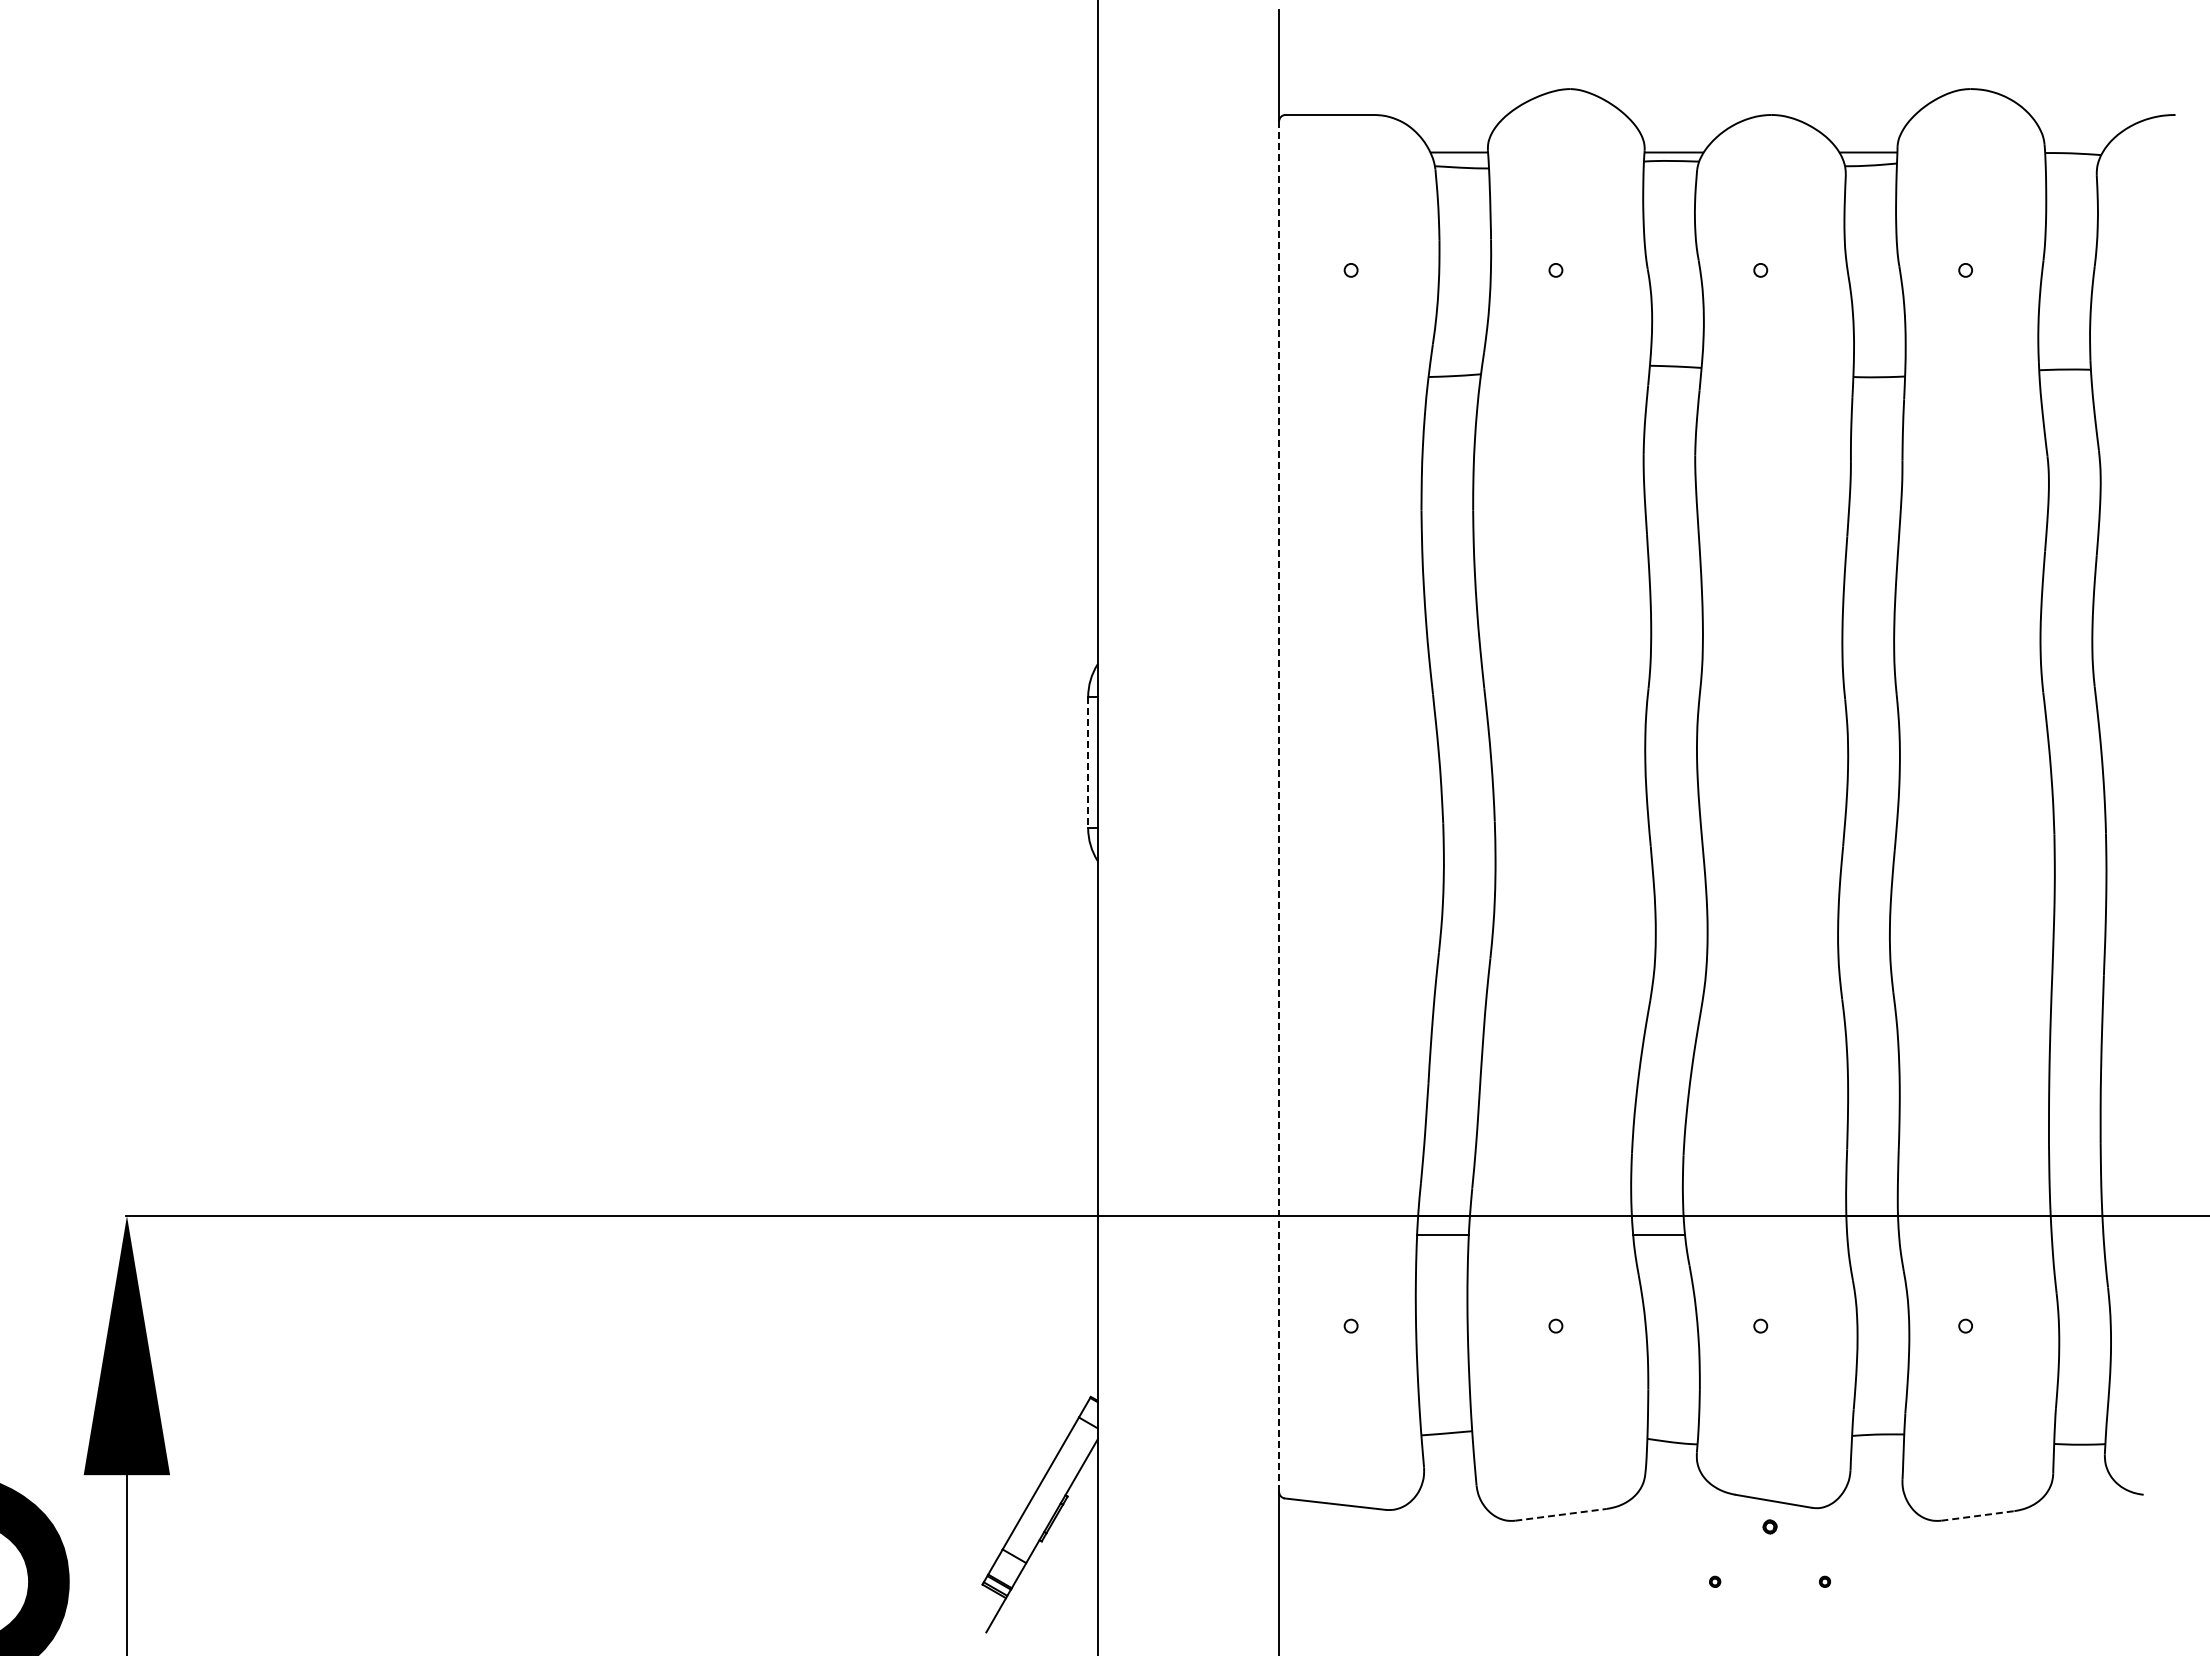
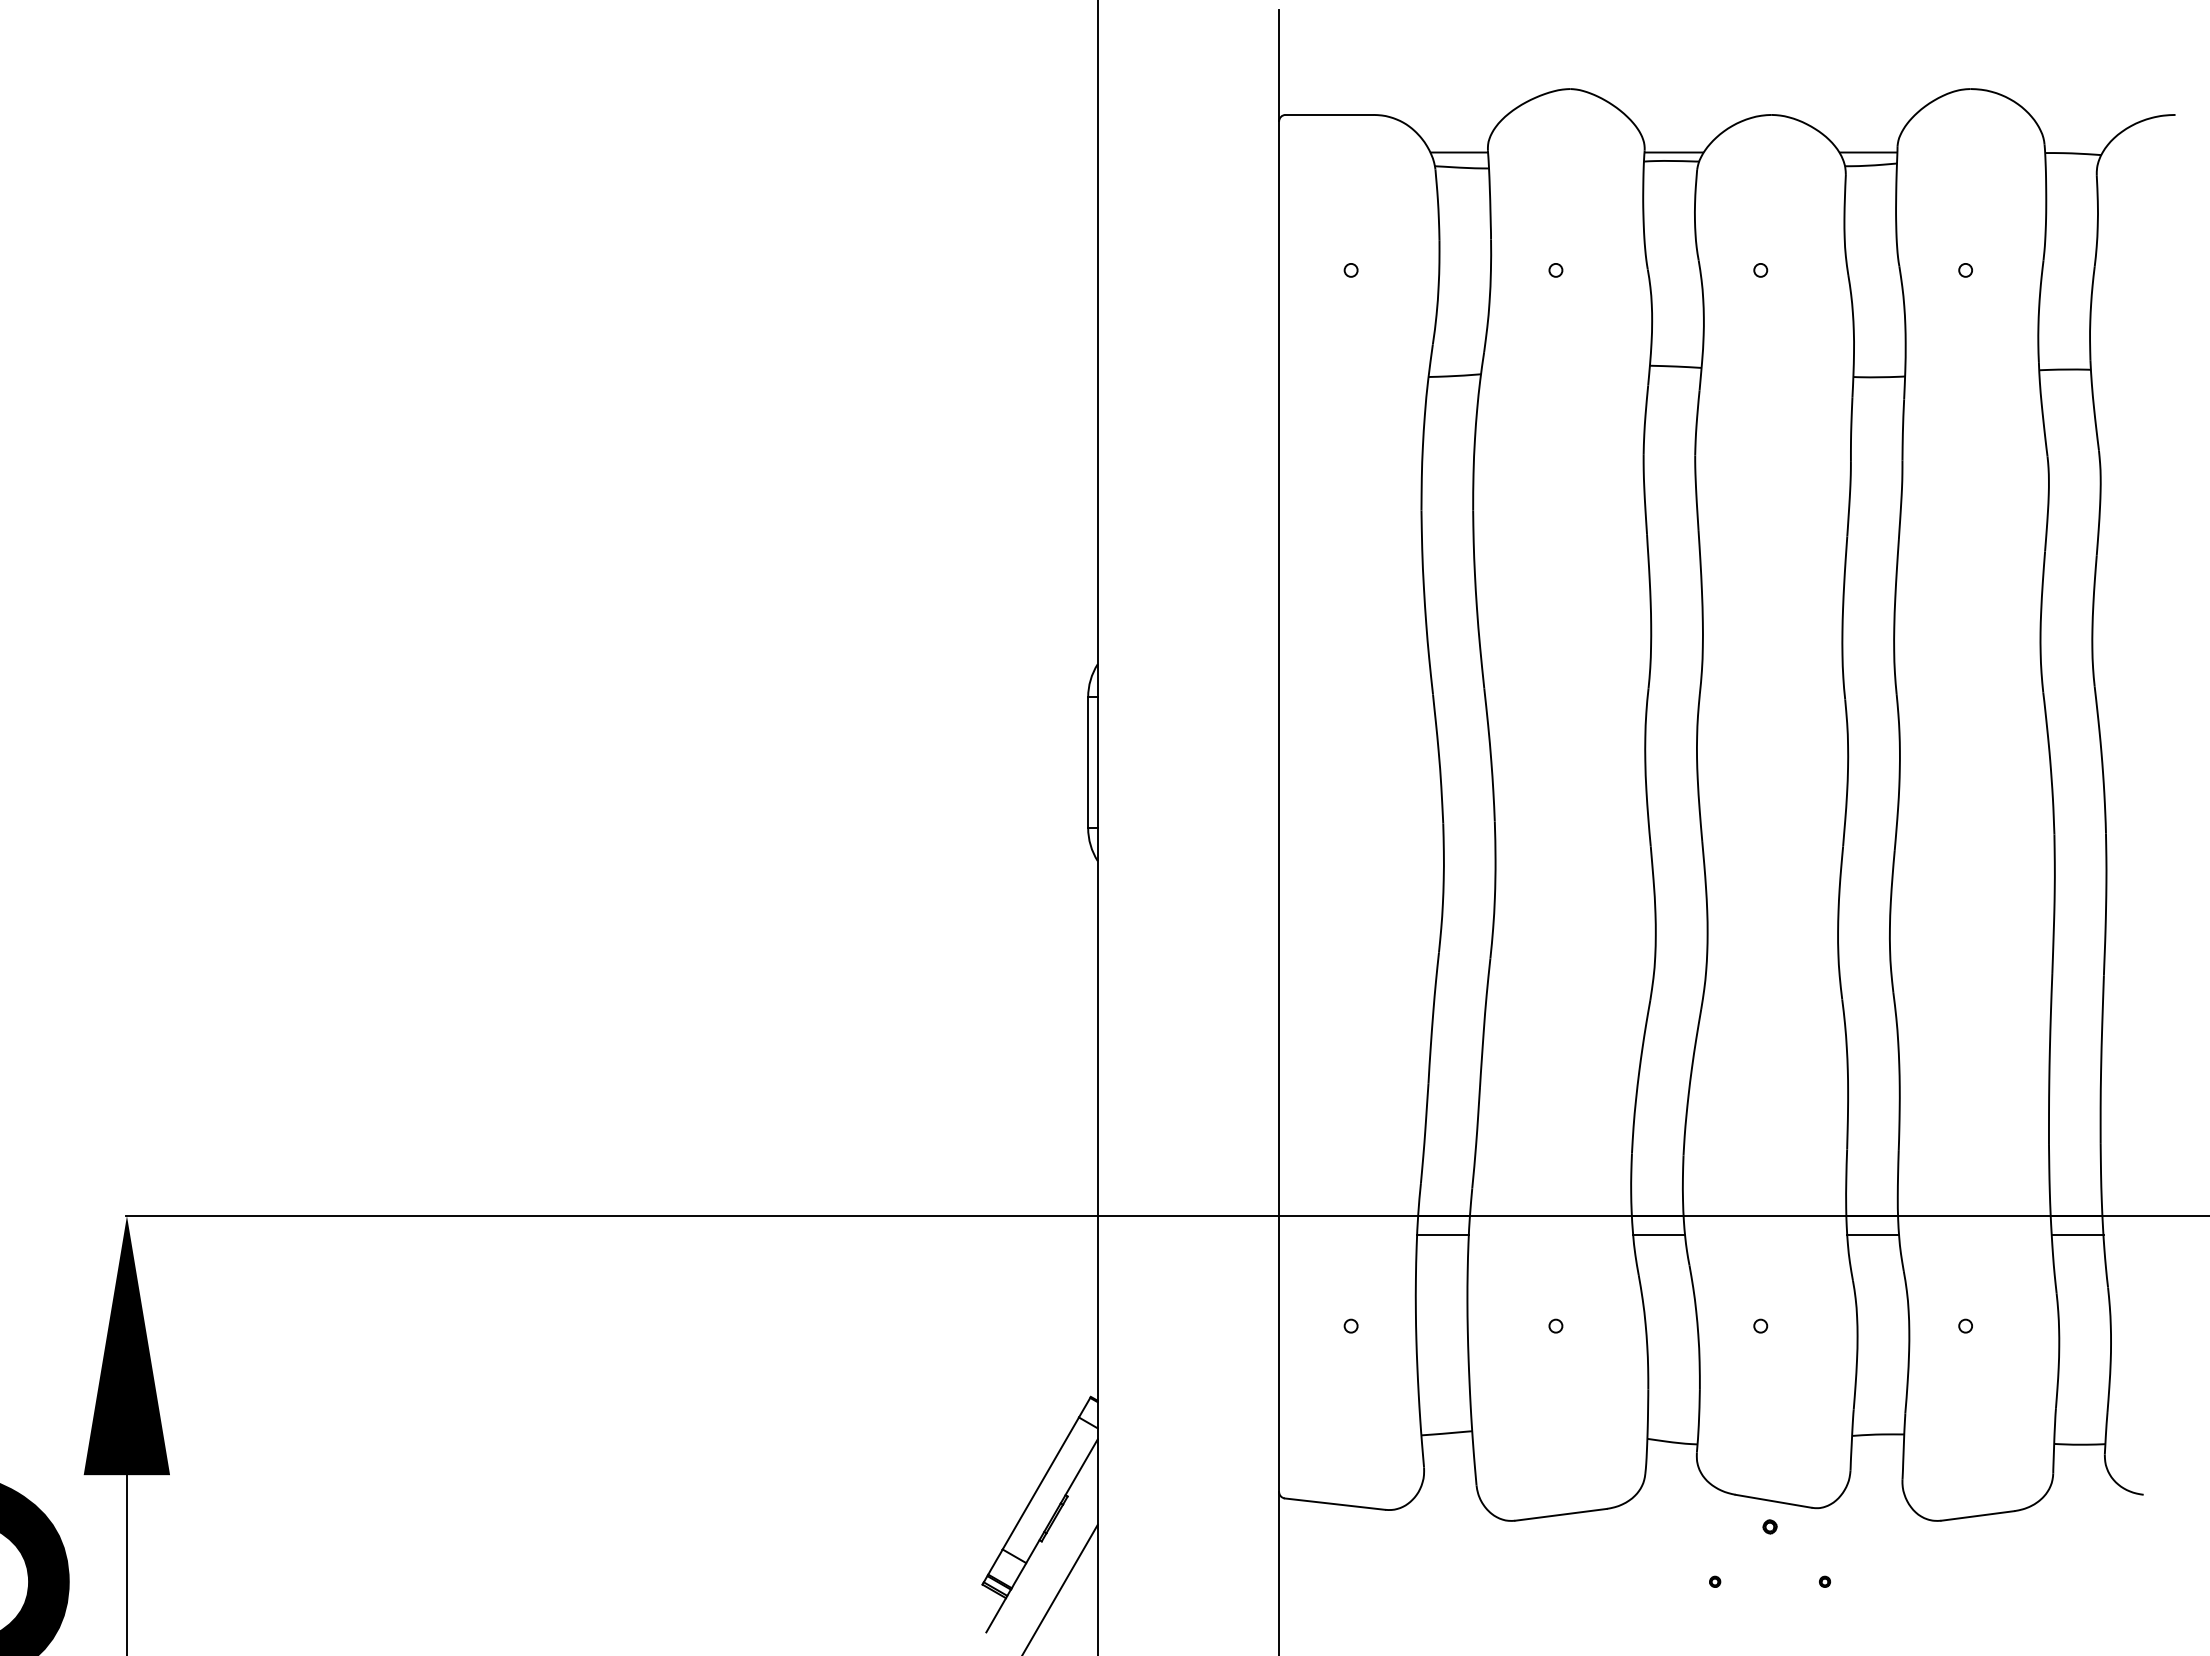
line: dashed -> solid (1088, 763)
line: dashed -> solid (1279, 807)
line: none -> present (1873, 1235)
line: none -> present (2077, 1235)
line: dashed -> solid (1561, 1514)
line: dashed -> solid (1977, 1515)
line: none -> present (1060, 1588)
